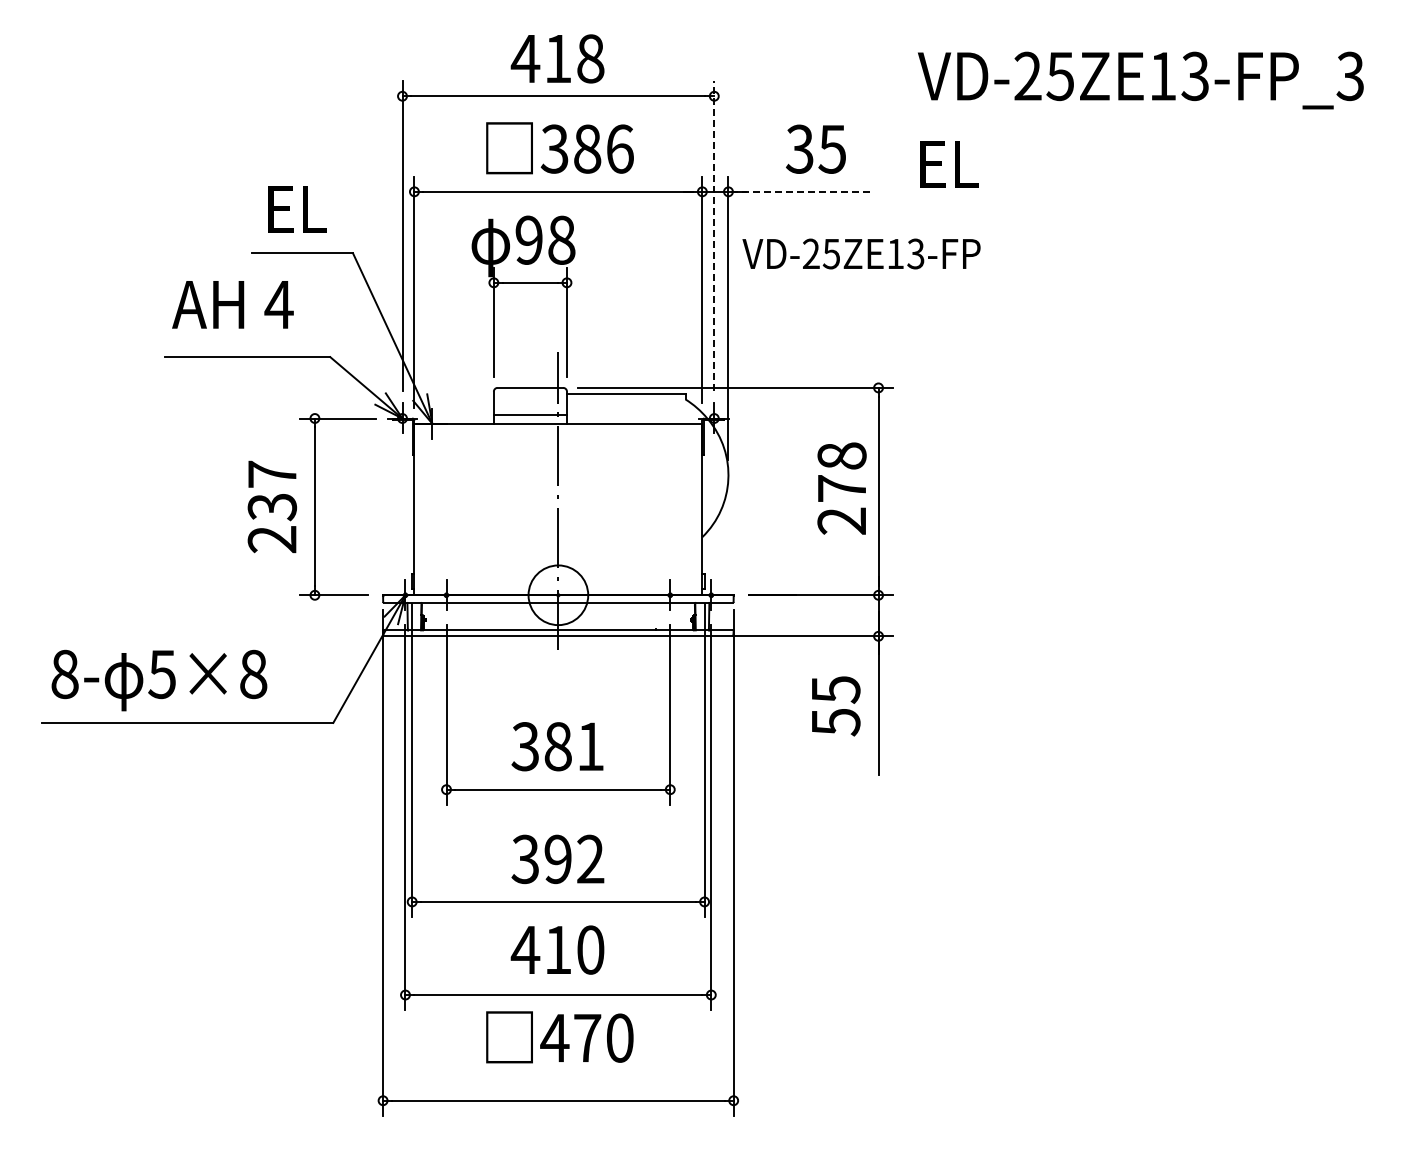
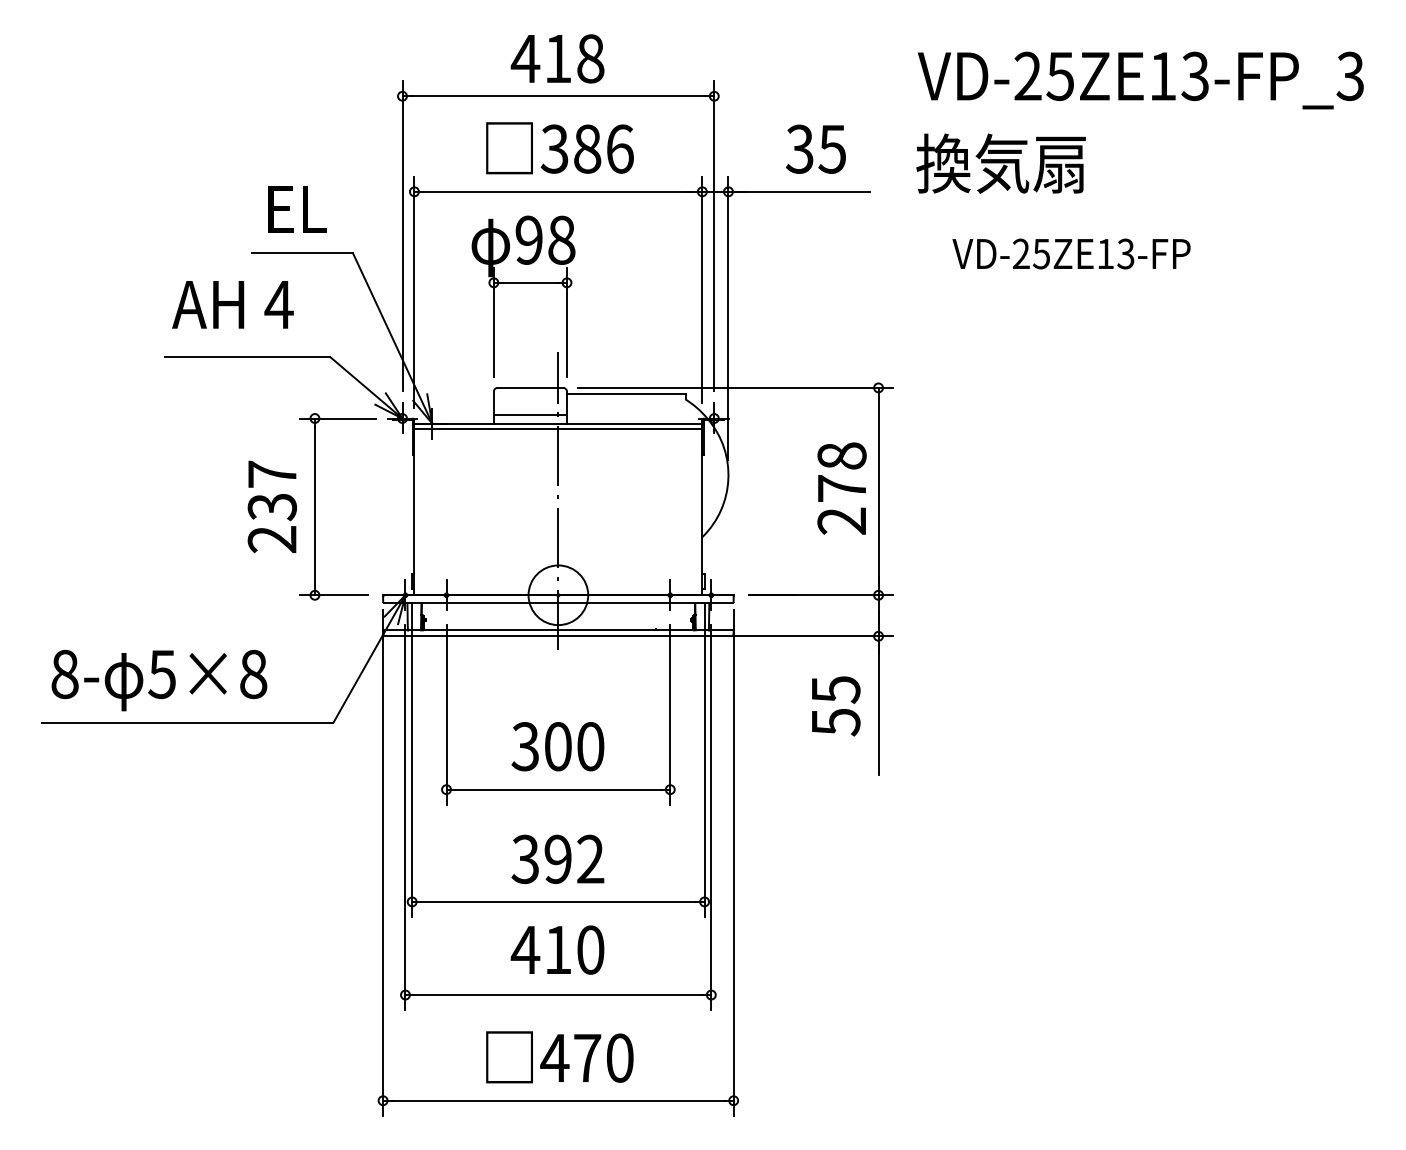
text: EL -> 換気扇 (1000, 163)
line: dashed -> solid (799, 191)
line: dashed -> solid (714, 235)
text position: (861, 253) -> (1071, 253) (1071, 253)
line: none -> present (558, 428)
text: 381 -> 300 (574, 746)
text position: (559, 1037) -> (559, 1057) (559, 1057)
